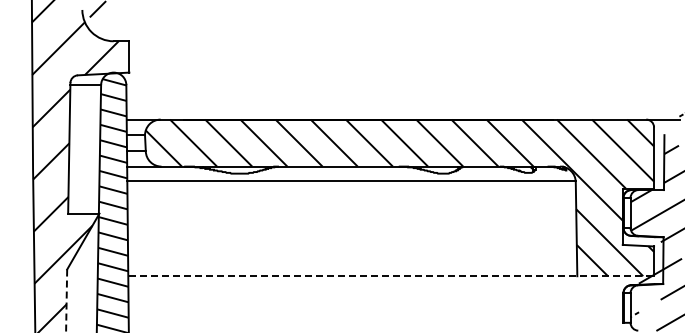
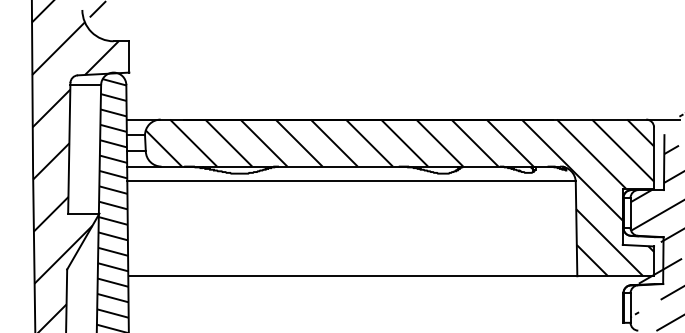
line: dashed -> solid (391, 276)
line: dashed -> solid (66, 301)
